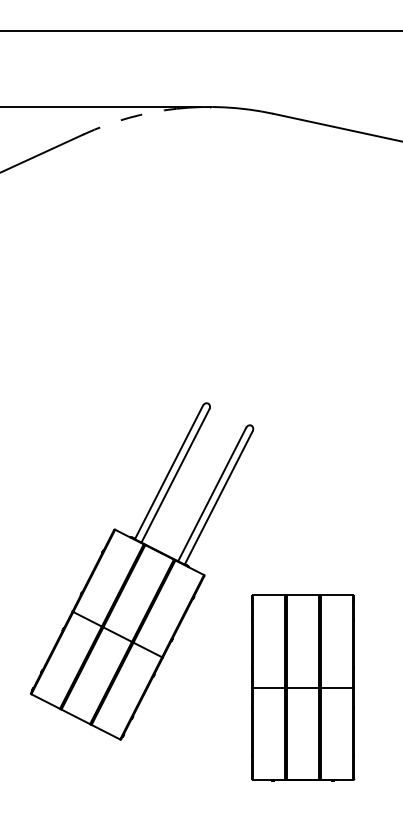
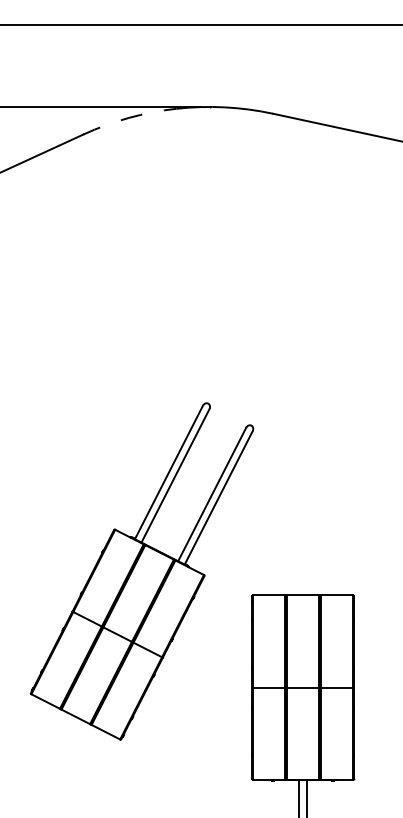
line position: (200, 30) -> (200, 24) (200, 24)
line: none -> present (299, 797)
line: none -> present (306, 797)
